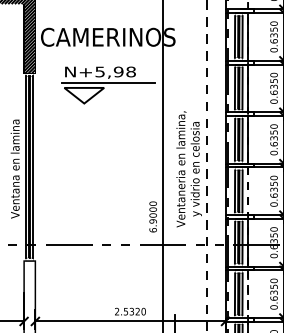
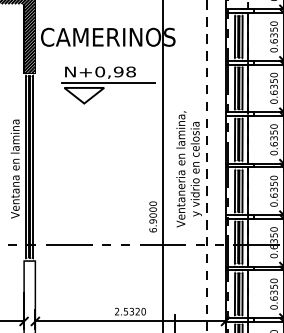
text: N+5,98 -> N+0,98 (100, 71)
line: dashed -> solid (248, 191)
line: dashed -> solid (248, 294)
